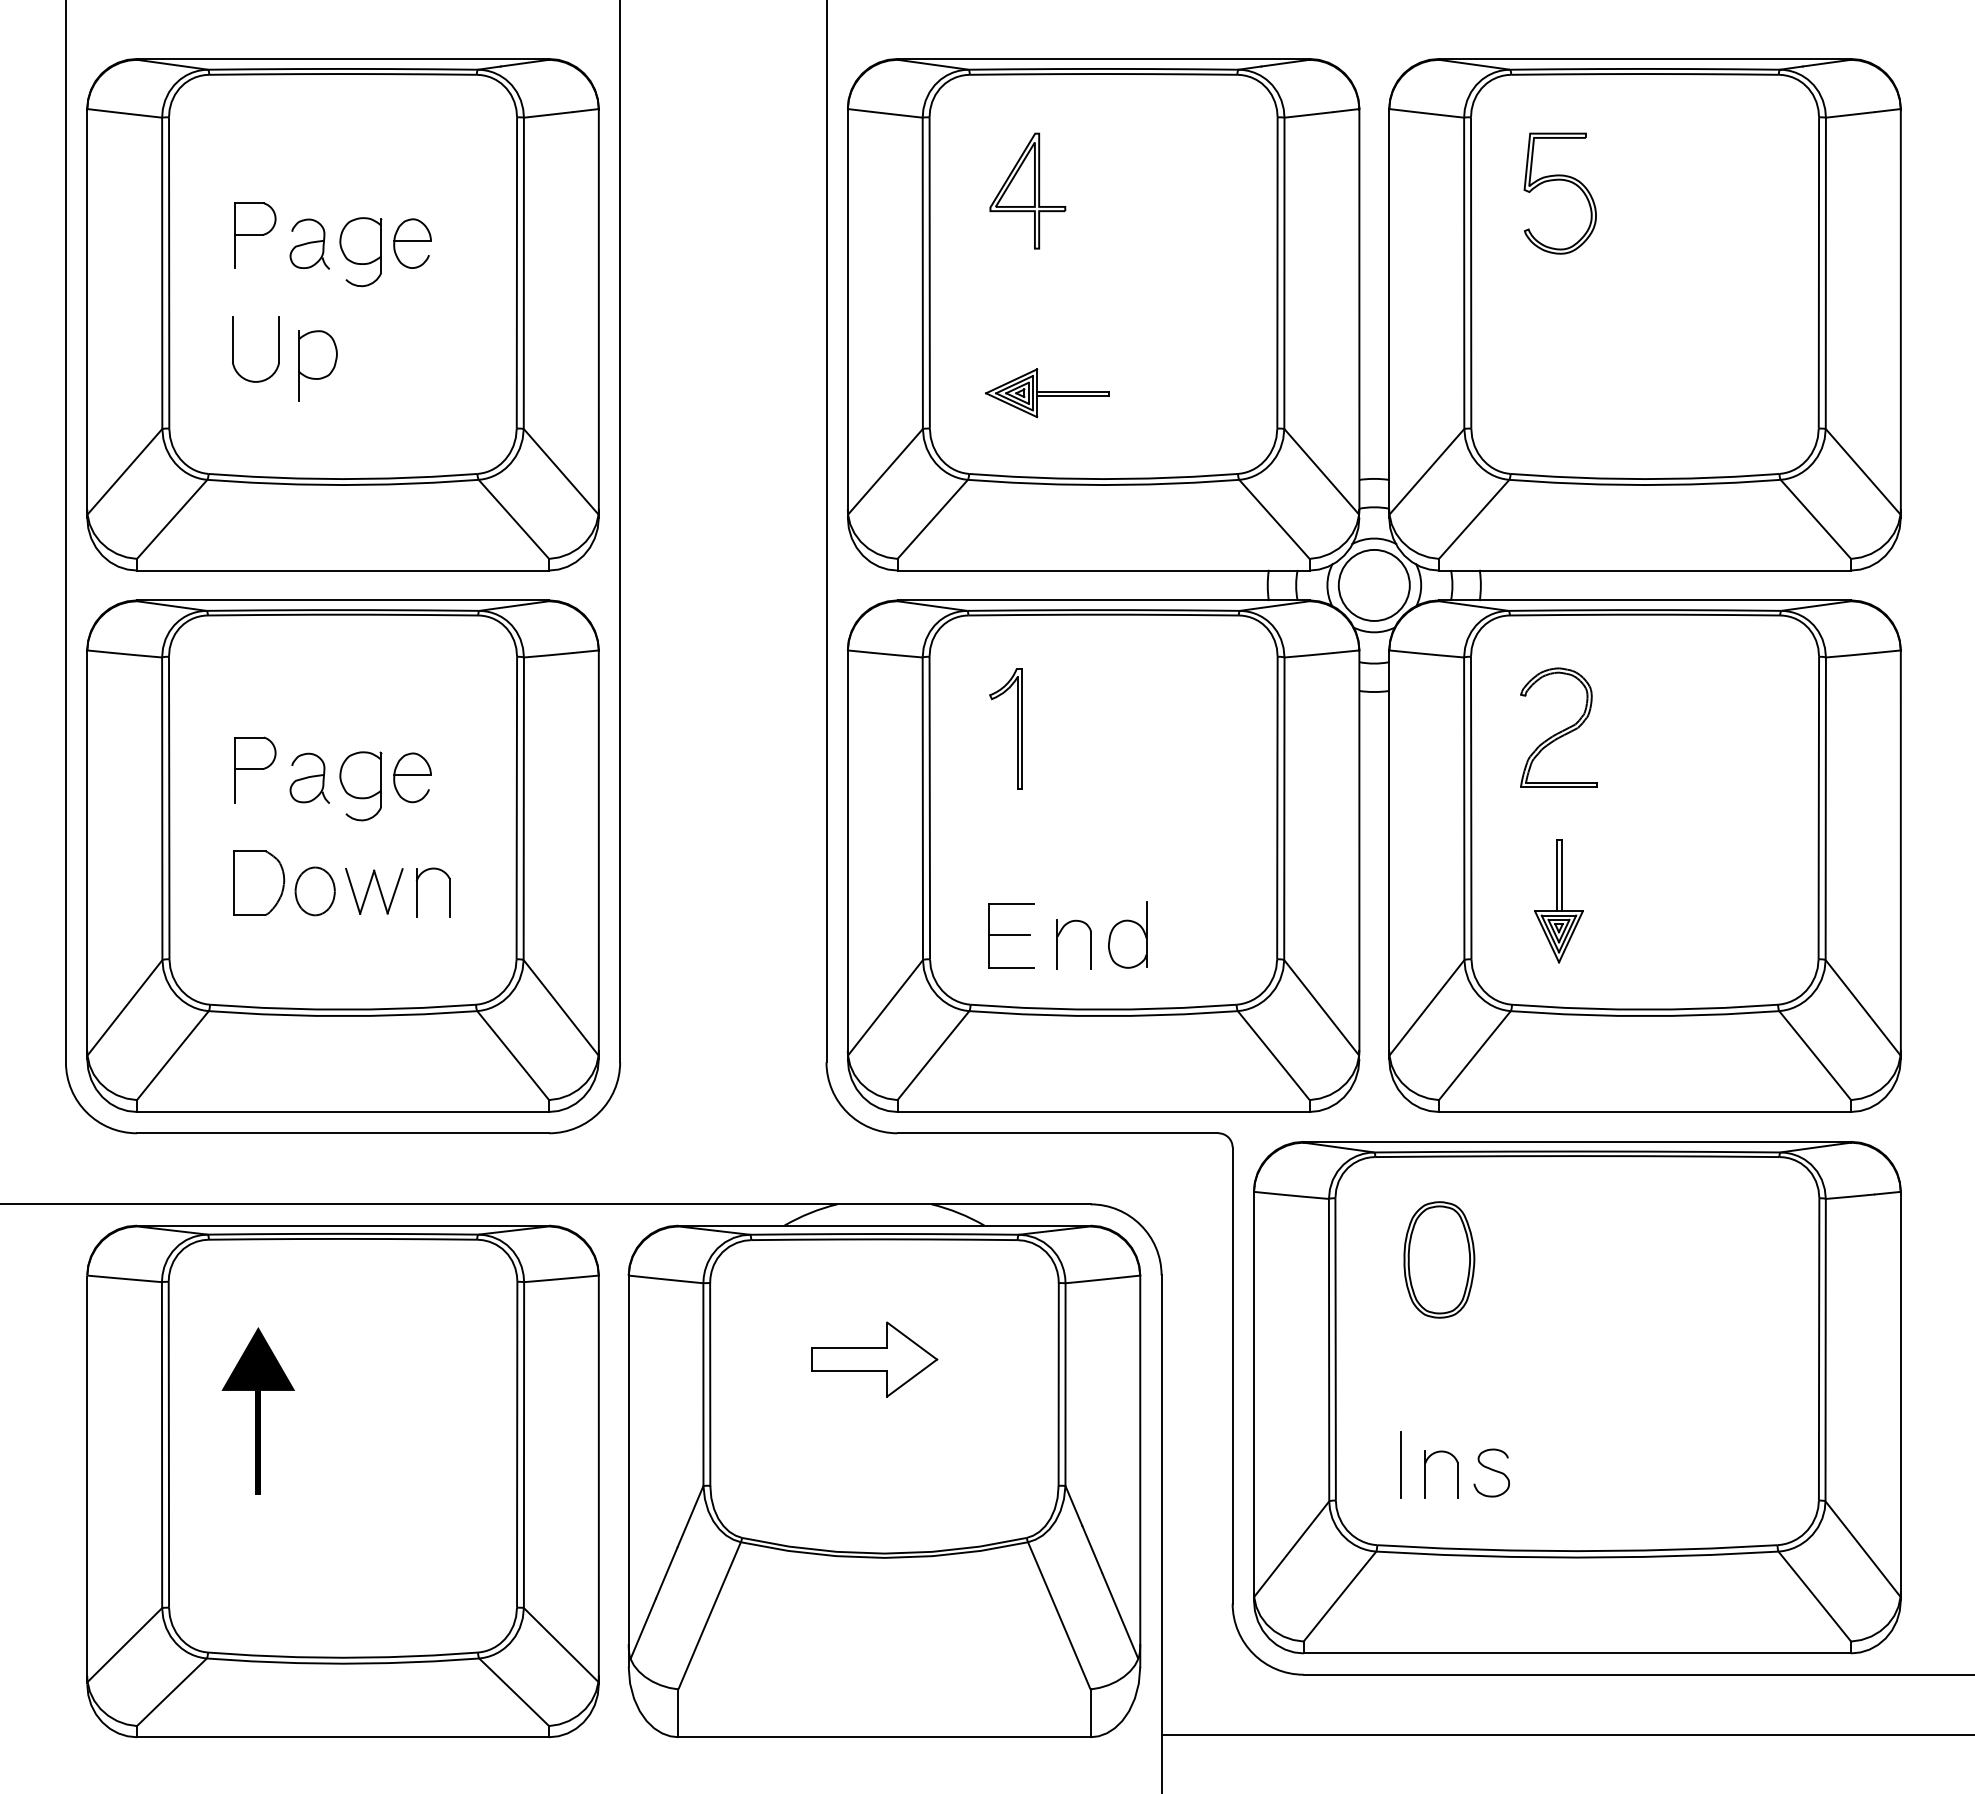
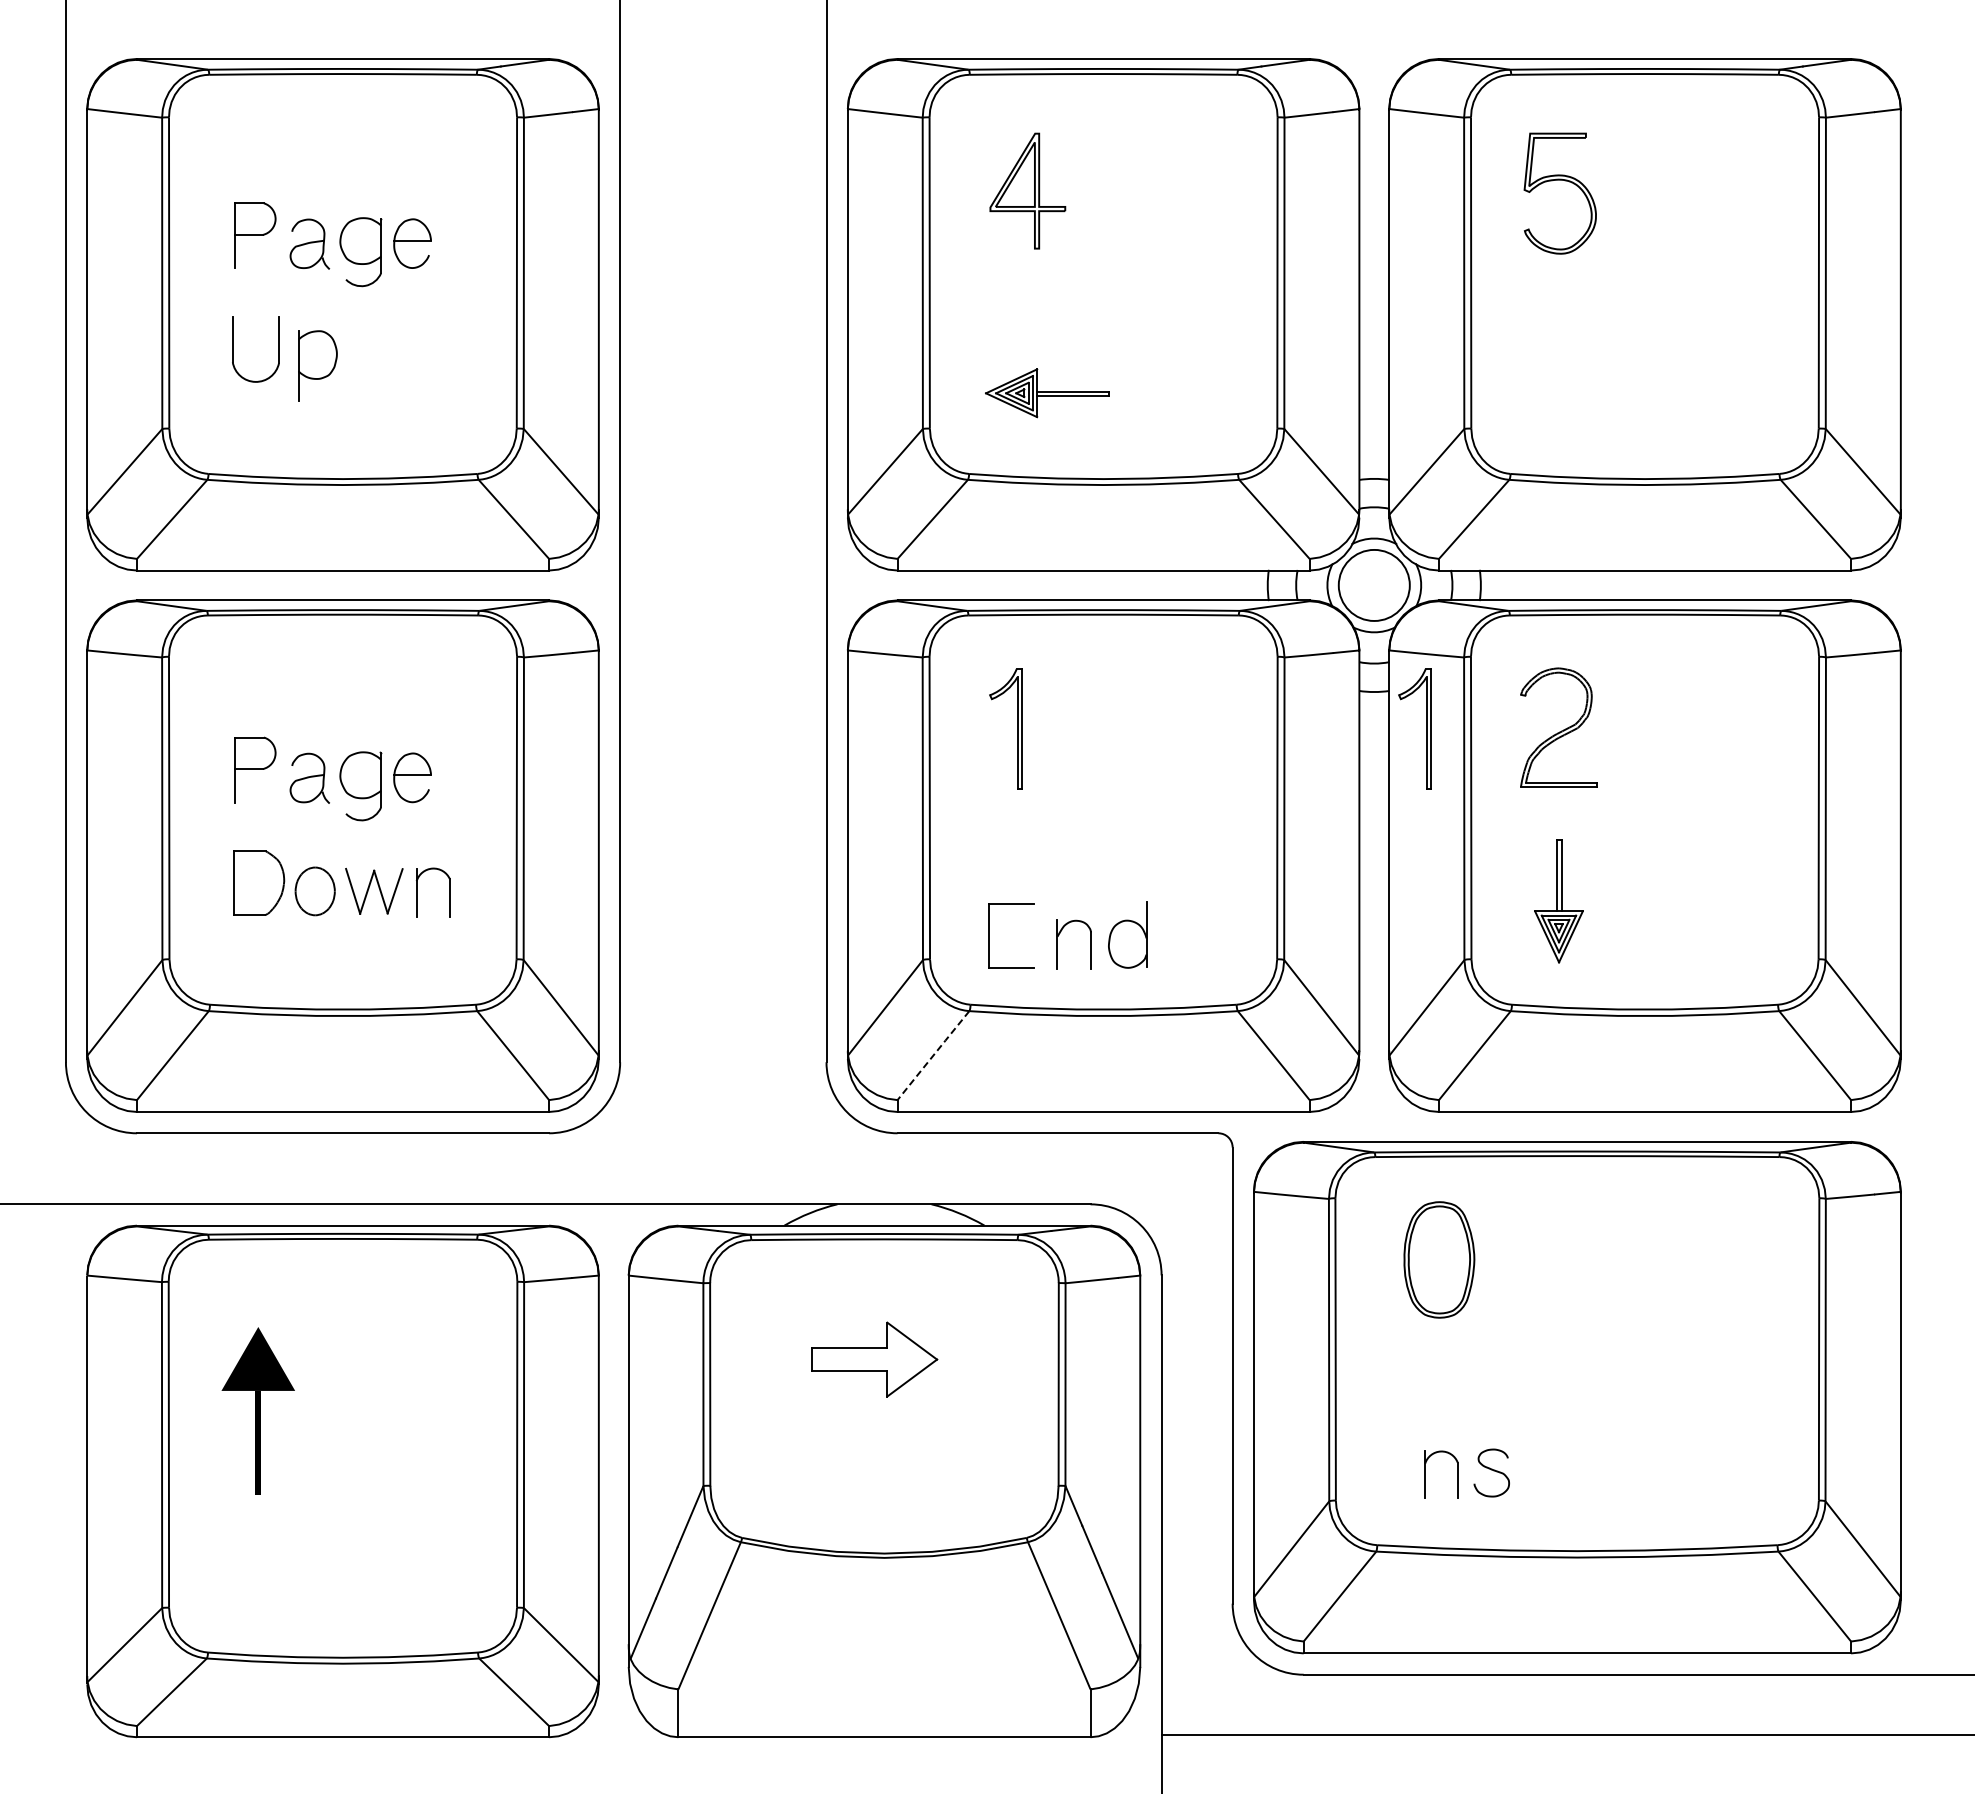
part: none -> present (1426, 728)
line: present -> none (1009, 934)
line: solid -> dashed (933, 1055)
line: present -> none (1401, 1465)
